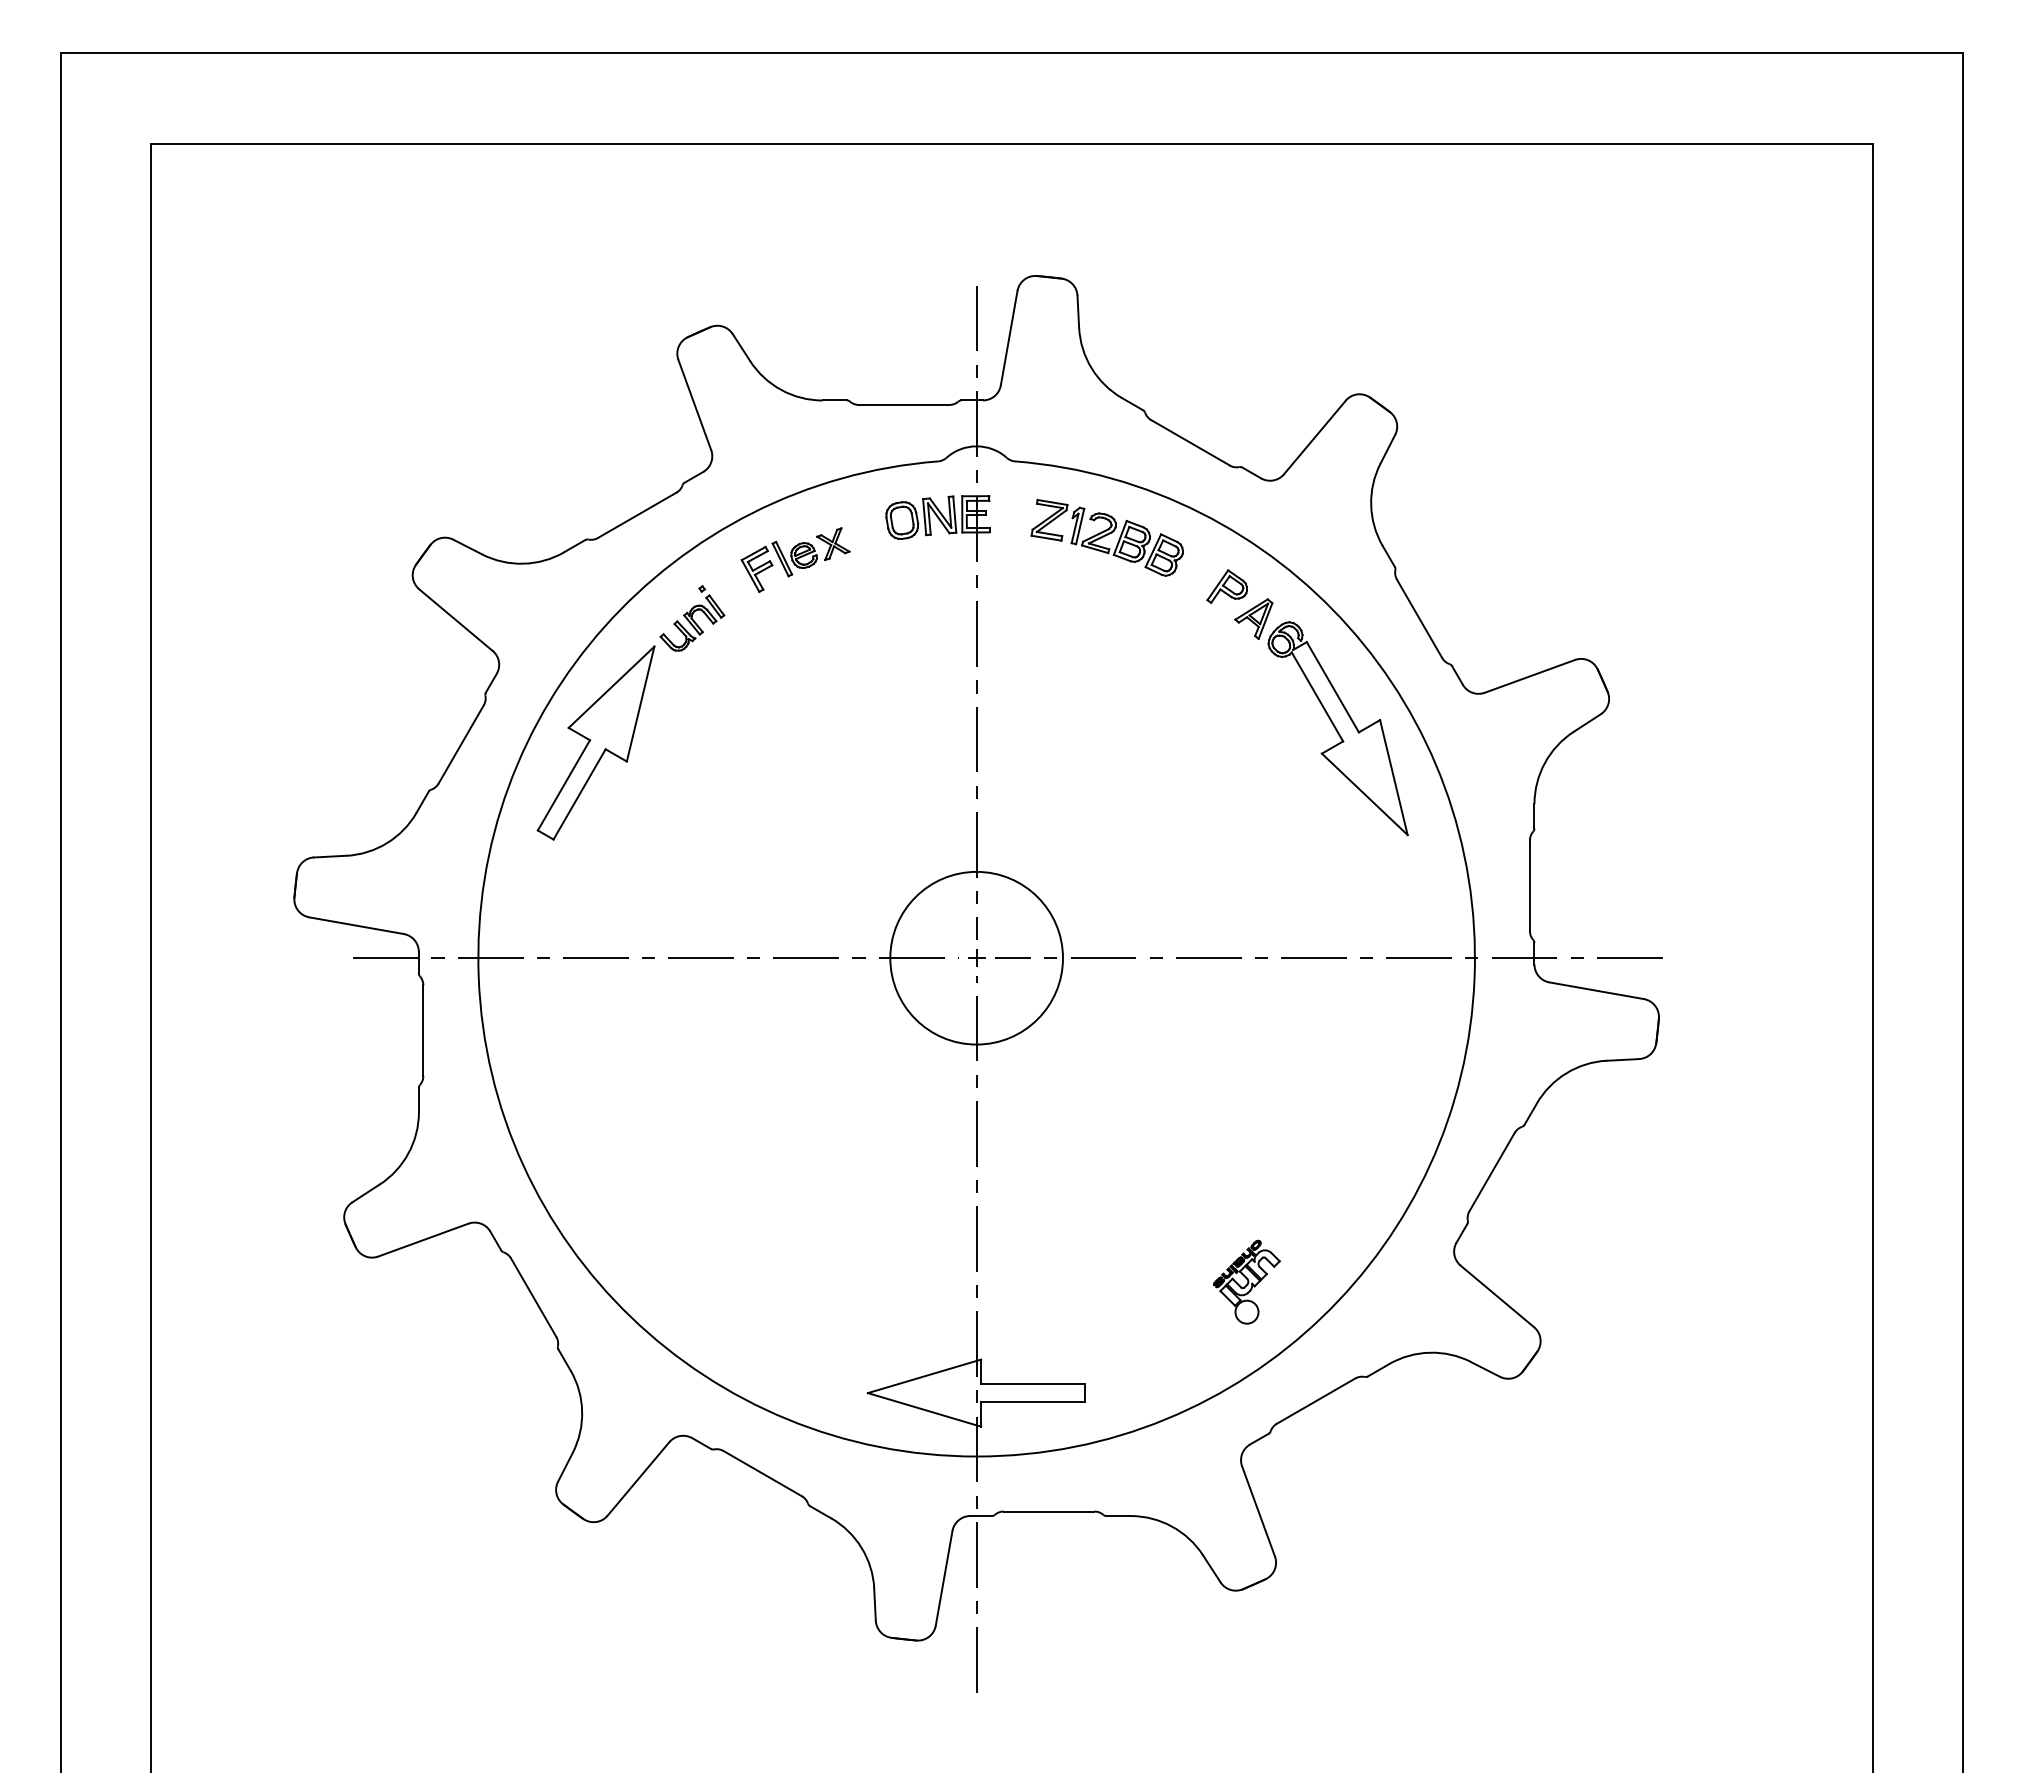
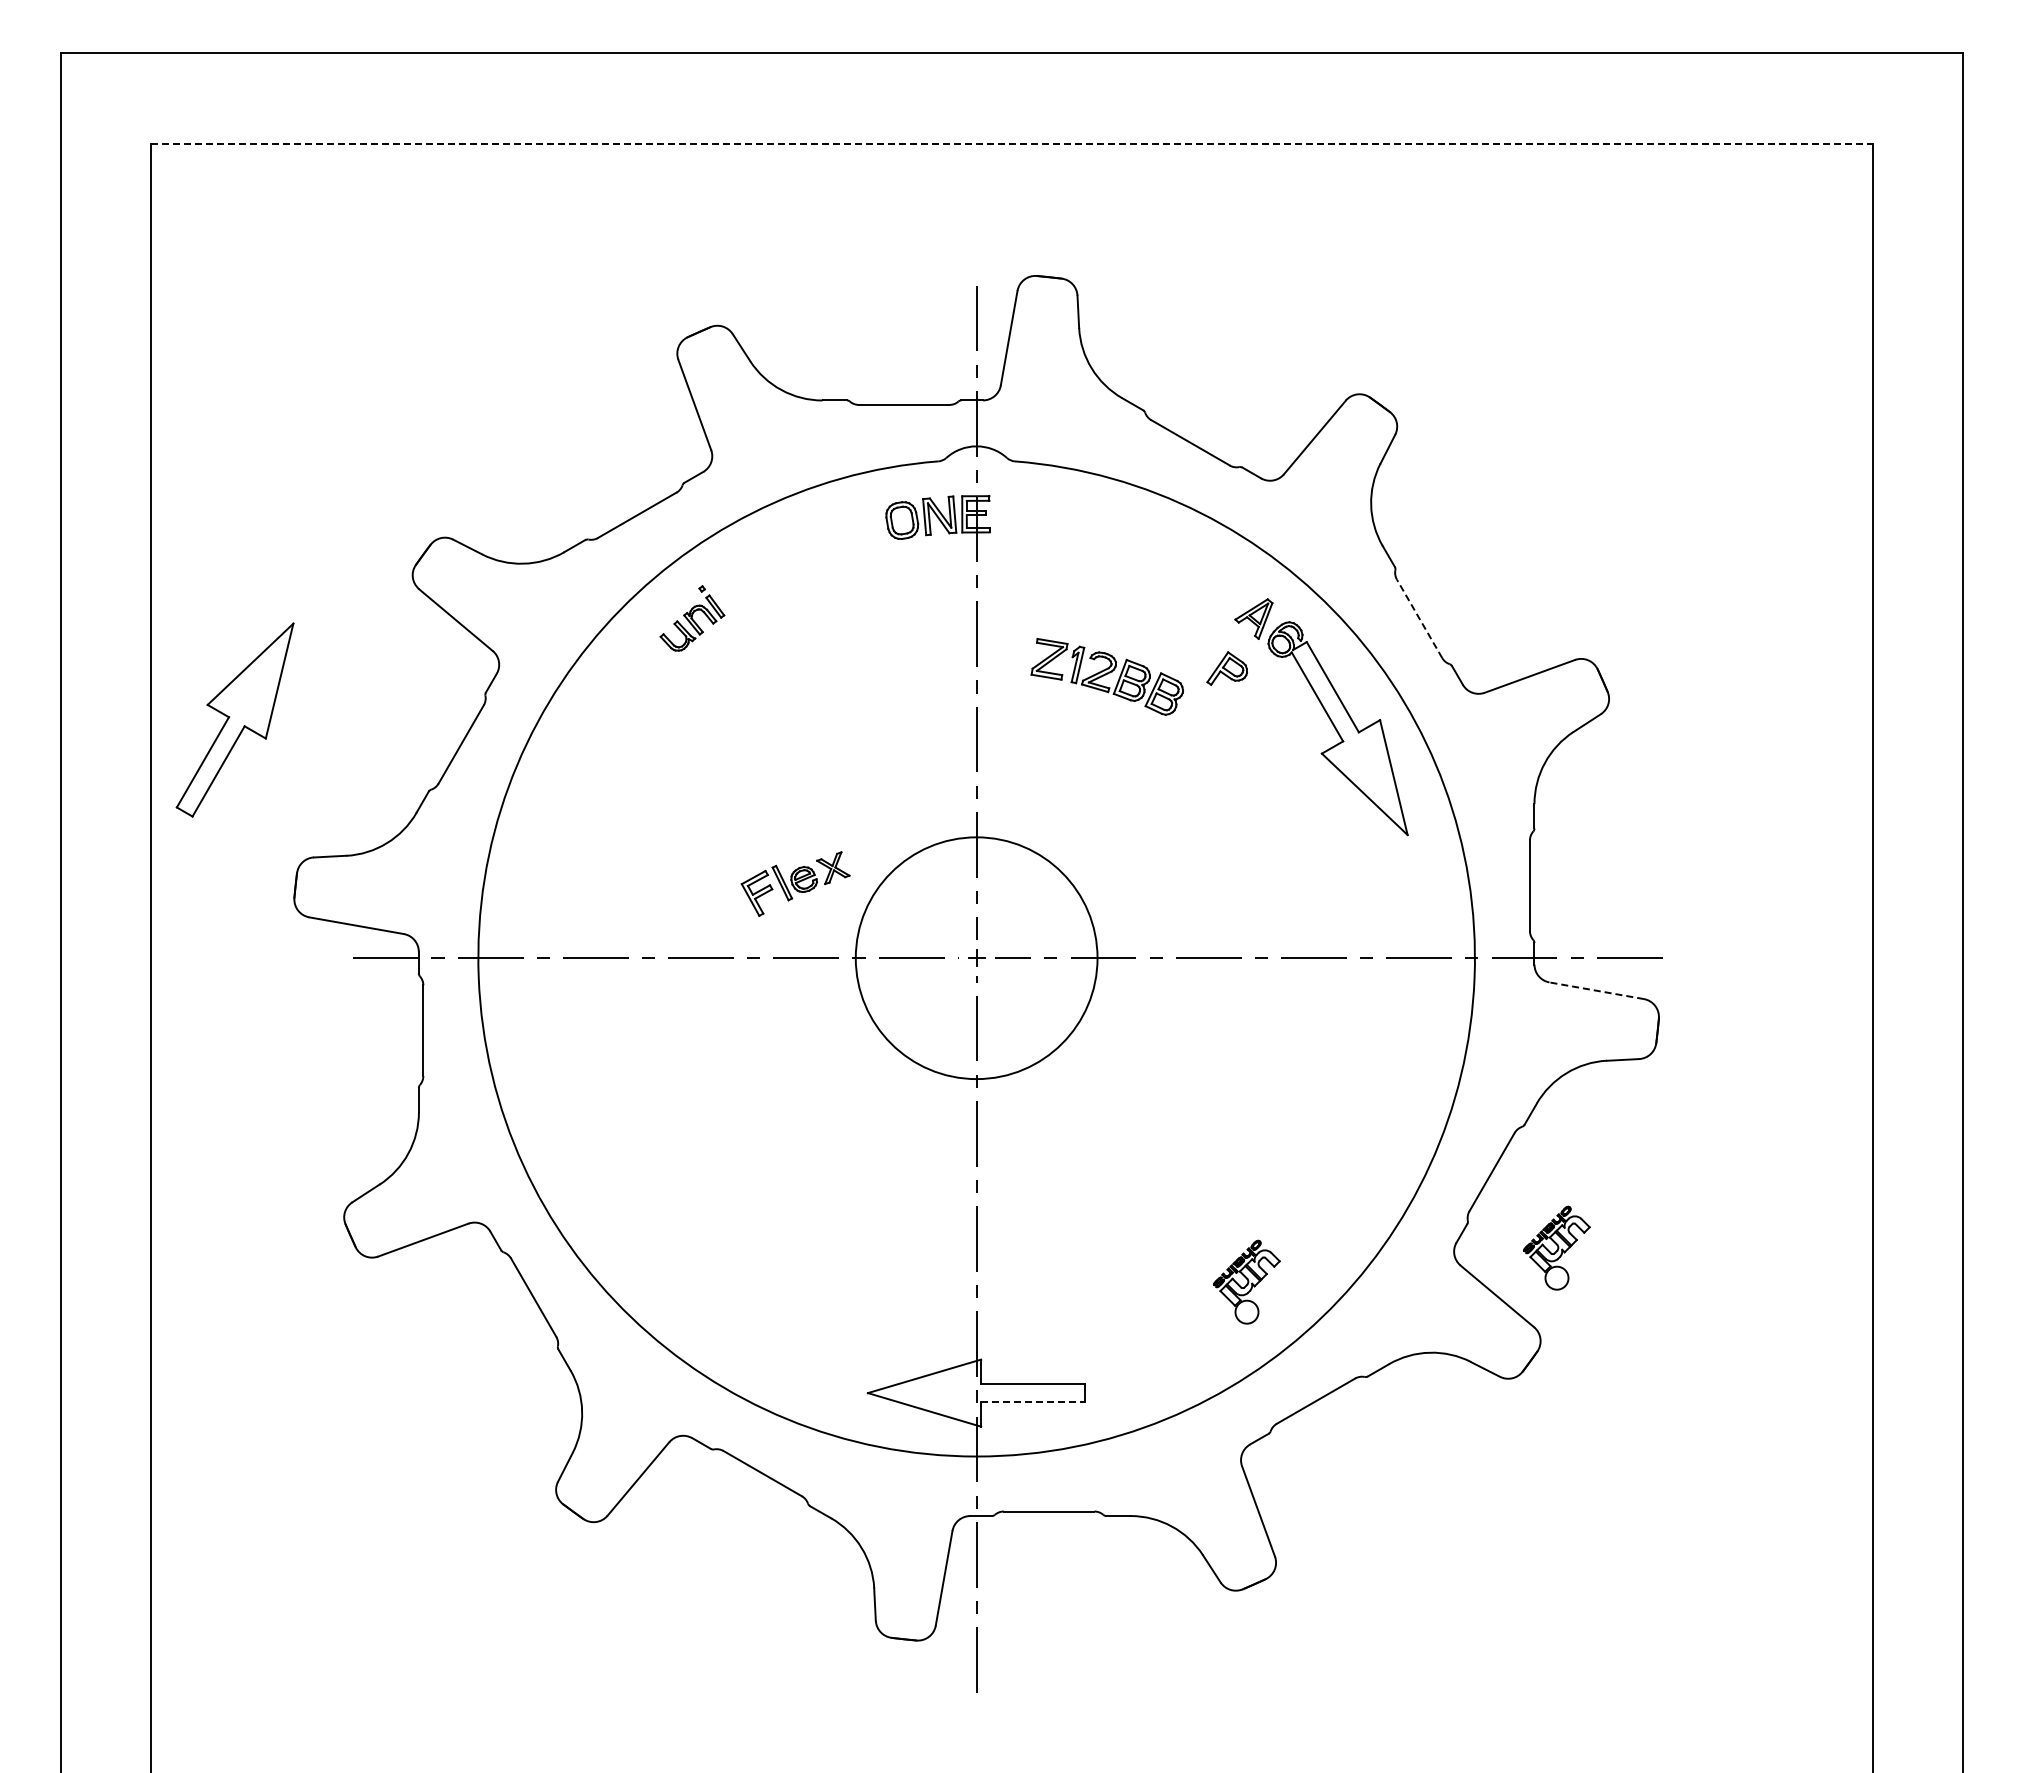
line: solid -> dashed (1012, 143)
part position: (1106, 537) -> (1106, 676) (1106, 676)
part position: (795, 559) -> (795, 883) (795, 883)
part position: (1226, 586) -> (1226, 668) (1226, 668)
line: solid -> dashed (1419, 618)
part position: (595, 742) -> (234, 719) (234, 719)
circle diameter: 173 px -> 242 px (976, 958)
line: solid -> dashed (1596, 990)
part: none -> present (1556, 1247)
line: solid -> dashed (1033, 1402)
